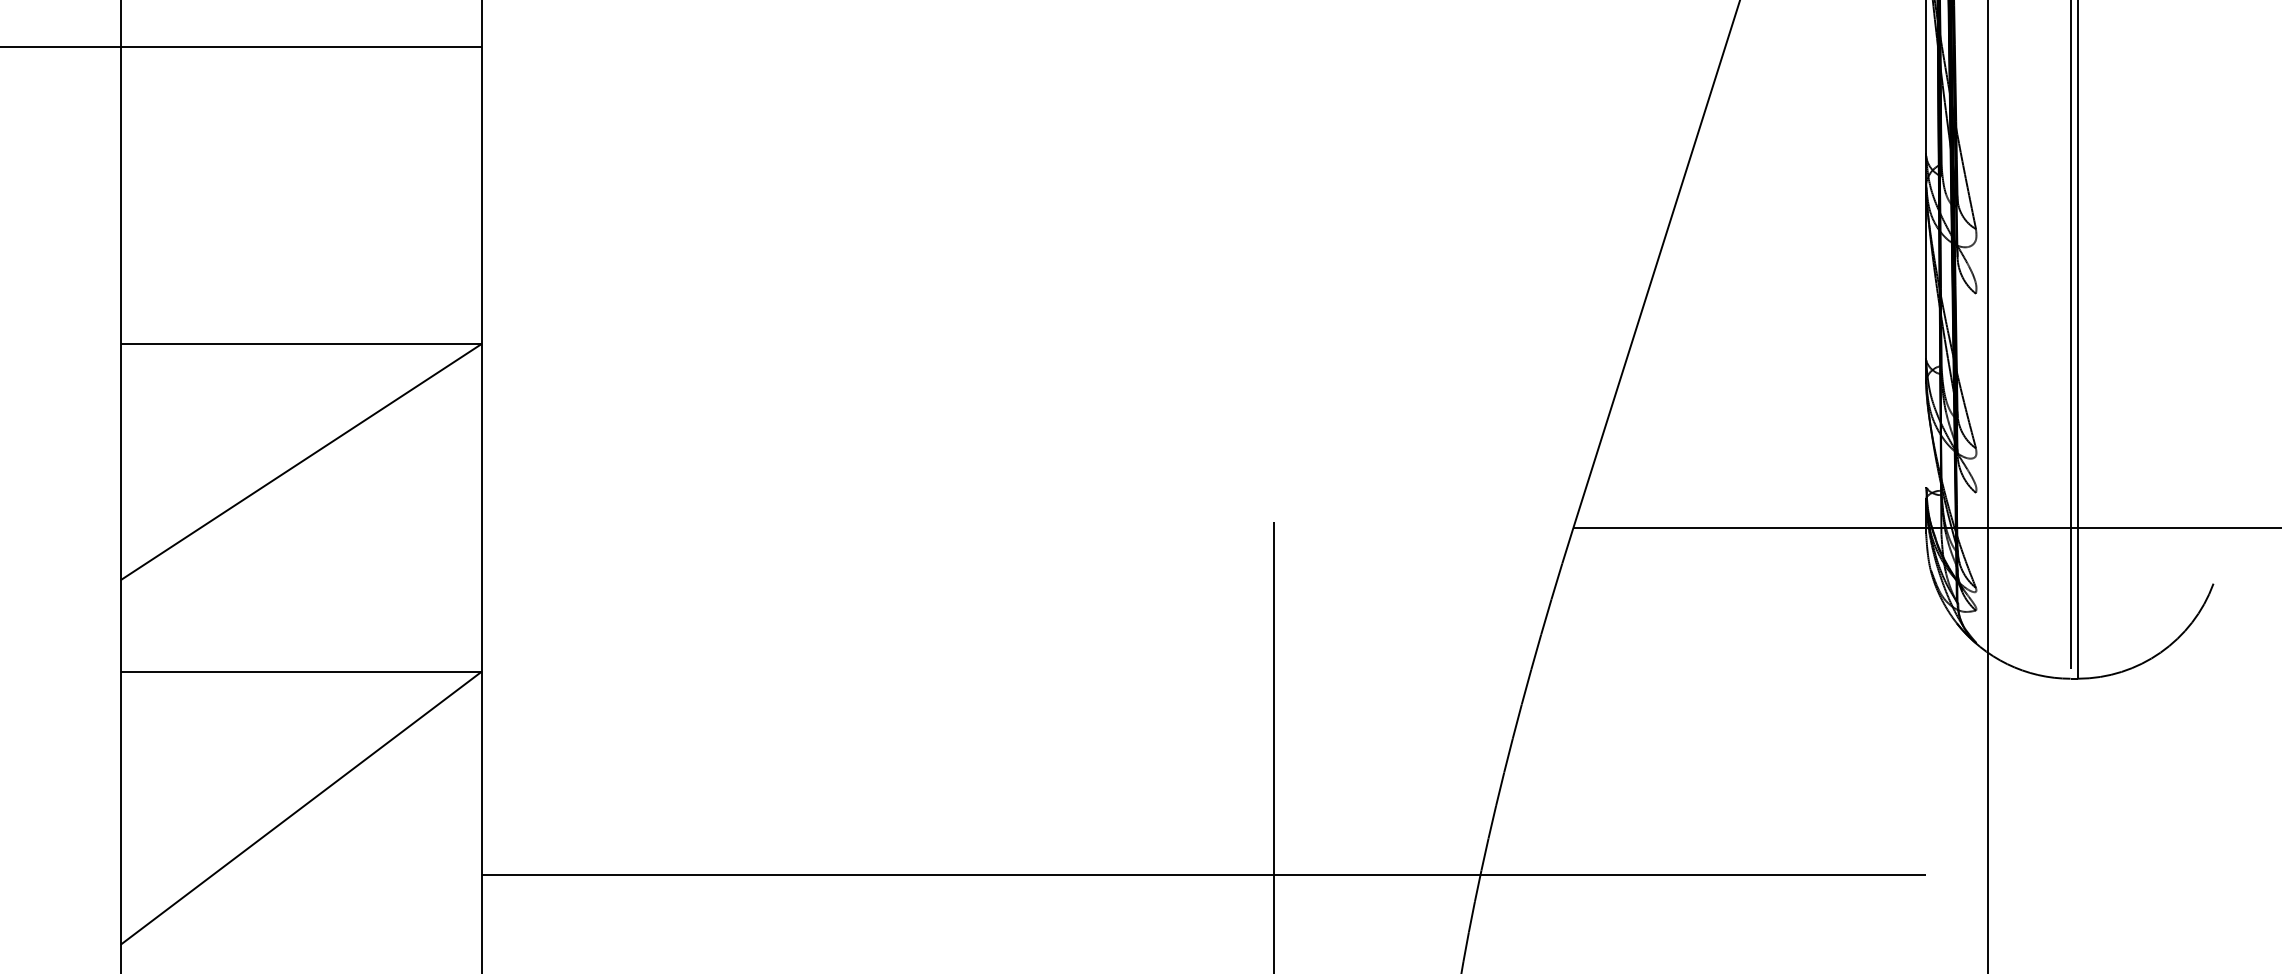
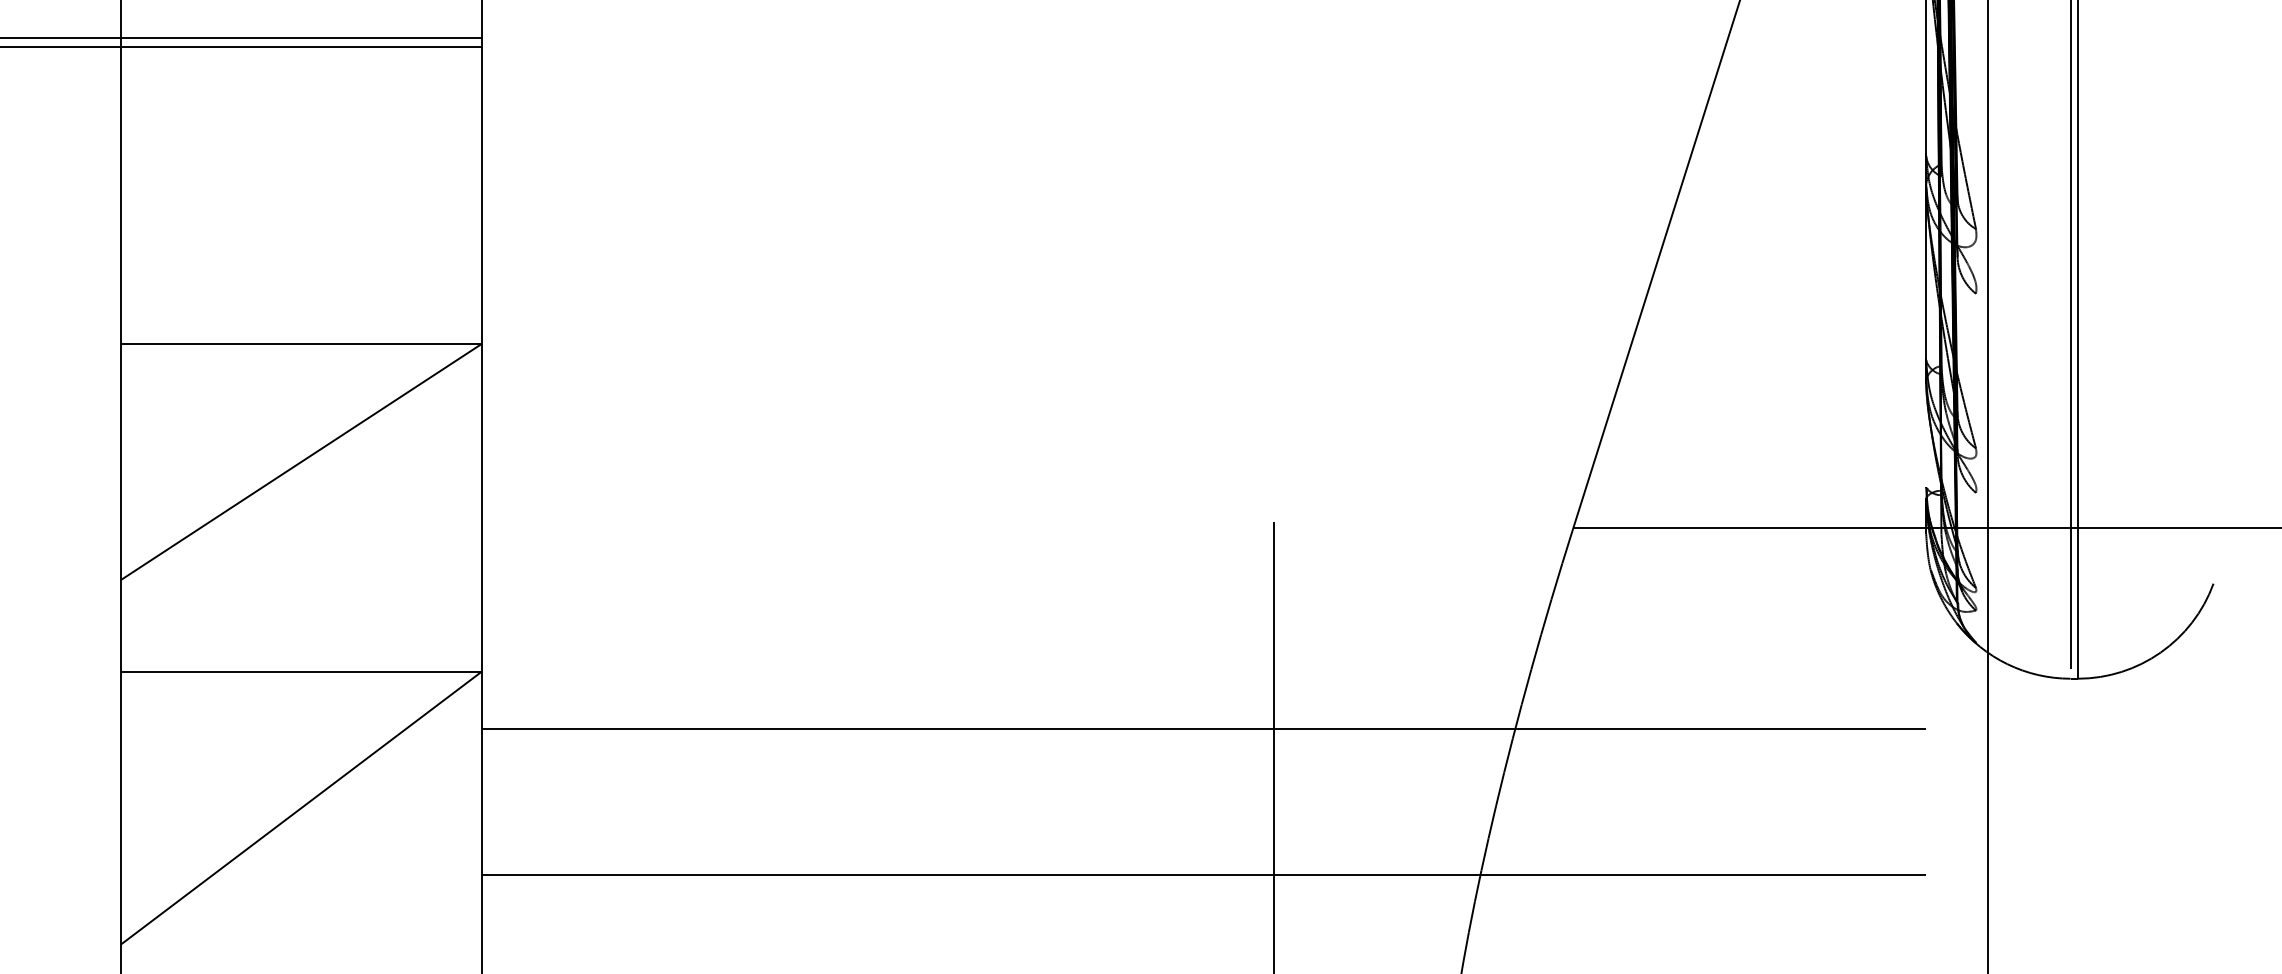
line: none -> present (241, 37)
line: none -> present (1203, 729)
